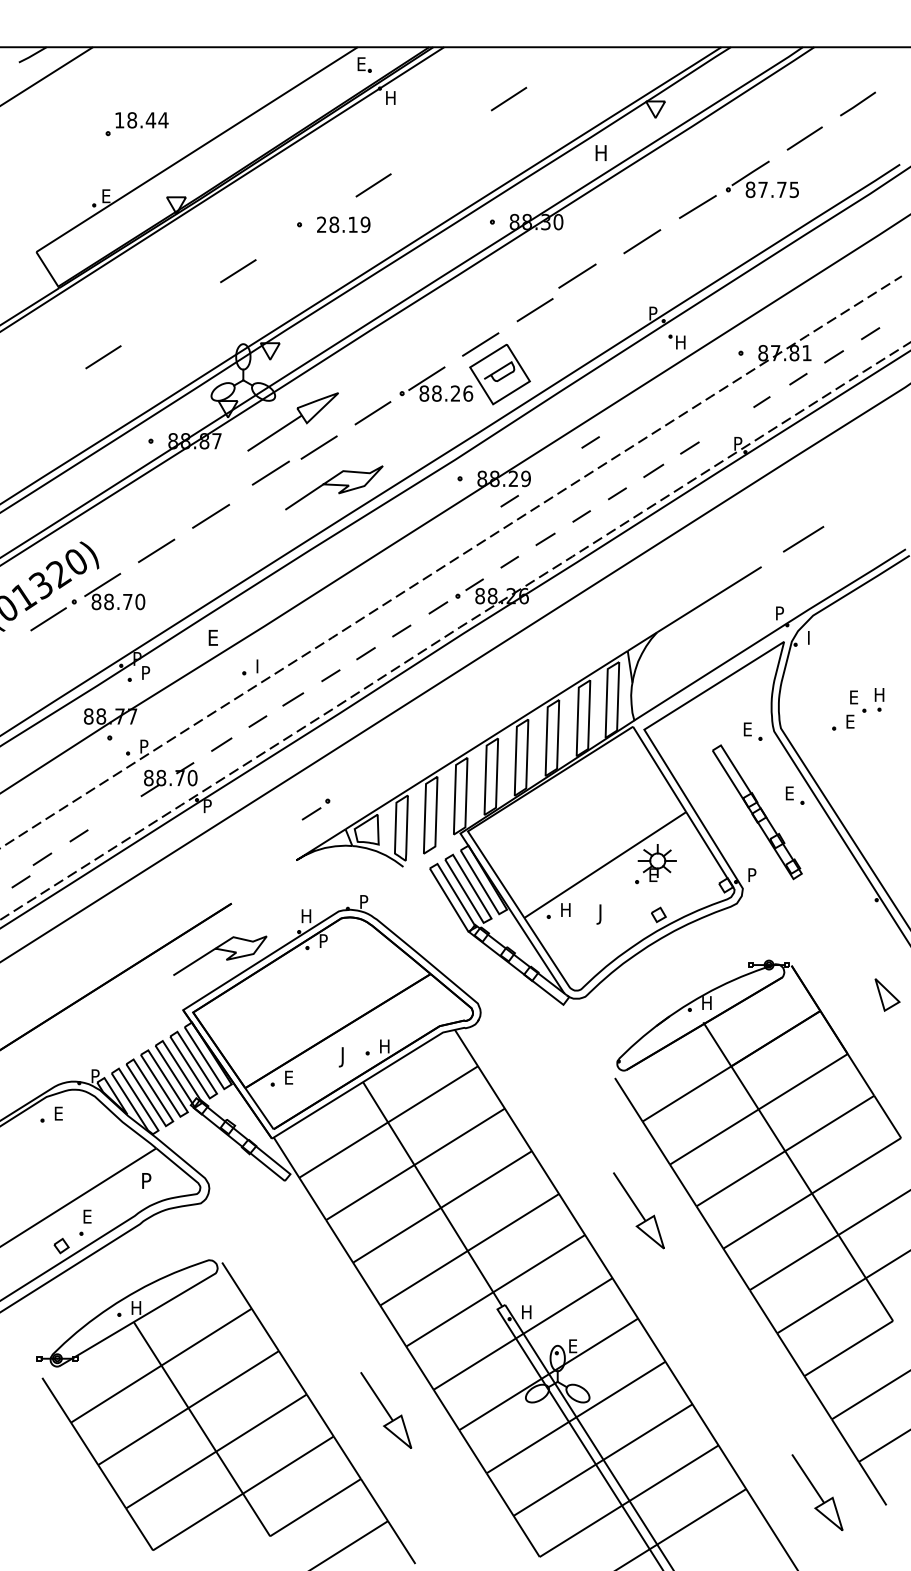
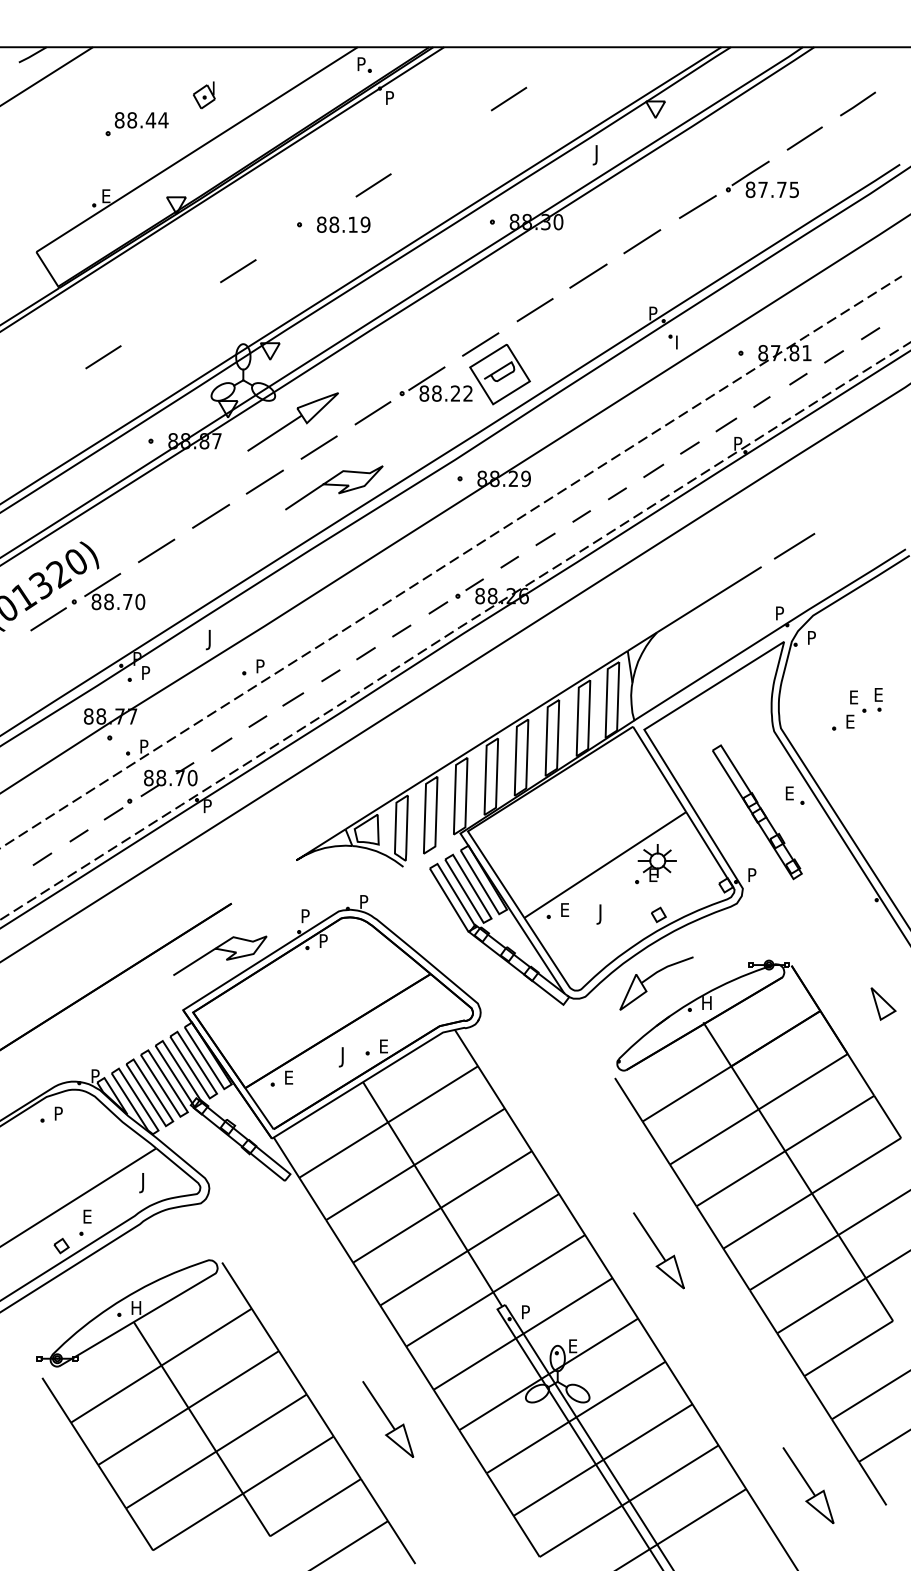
text: E -> P (362, 64)
part: none -> present (204, 95)
text: H -> P (391, 97)
text: 18.44 -> 88.44 (119, 120)
text: H -> J (599, 155)
text: 28.19 -> 88.19 (321, 224)
line position: (577, 275) -> (588, 275) (588, 275)
text: H -> I (681, 342)
text: 88.26 -> 88.22 (468, 393)
line: none -> present (726, 424)
line: present -> none (590, 442)
line position: (270, 472) -> (264, 481) (264, 481)
line: present -> none (509, 501)
line position: (803, 539) -> (794, 546) (794, 546)
text: I -> P (812, 635)
text: E -> J (211, 639)
text: I -> P (261, 663)
text: H -> E (880, 694)
part: present -> none (752, 731)
part position: (315, 809) -> (117, 809) (117, 809)
line: present -> none (20, 881)
text: H -> E (566, 909)
text: H -> P (307, 916)
part: none -> present (651, 977)
part position: (887, 994) -> (883, 1003) (883, 1003)
text: H -> E (385, 1046)
text: E -> P (59, 1113)
text: P -> J (145, 1183)
part position: (638, 1210) -> (658, 1250) (658, 1250)
text: H -> P (527, 1312)
part position: (386, 1410) -> (388, 1419) (388, 1419)
part position: (817, 1492) -> (808, 1485) (808, 1485)
